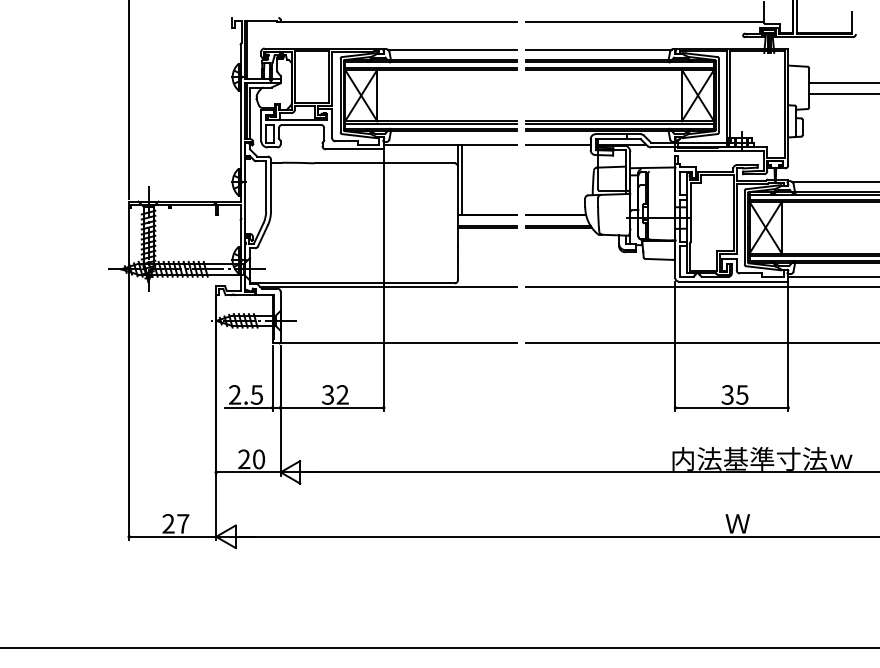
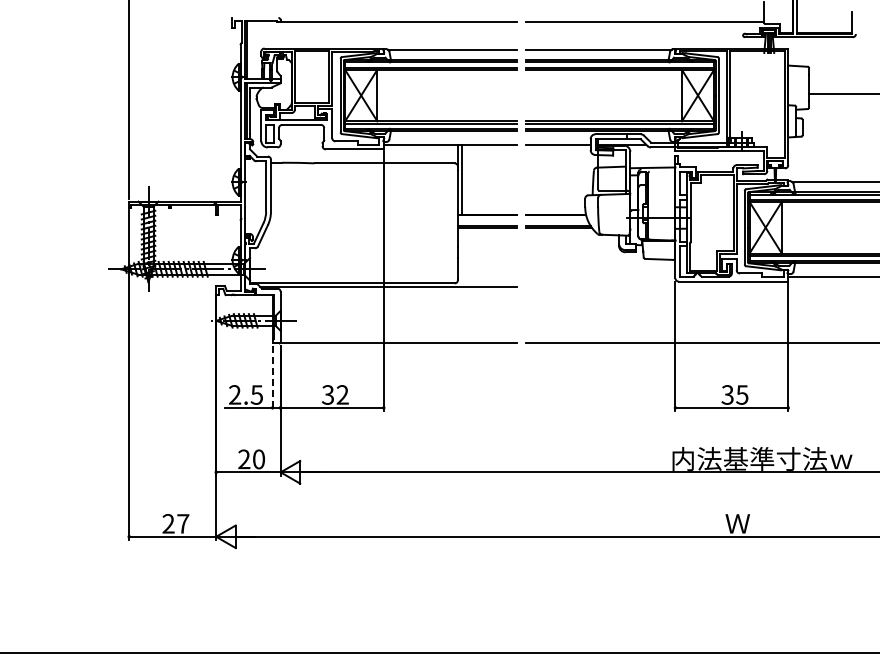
line: present -> none (842, 83)
line: present -> none (701, 287)
line: solid -> dashed (272, 378)
line position: (439, 647) -> (439, 652) (439, 652)
